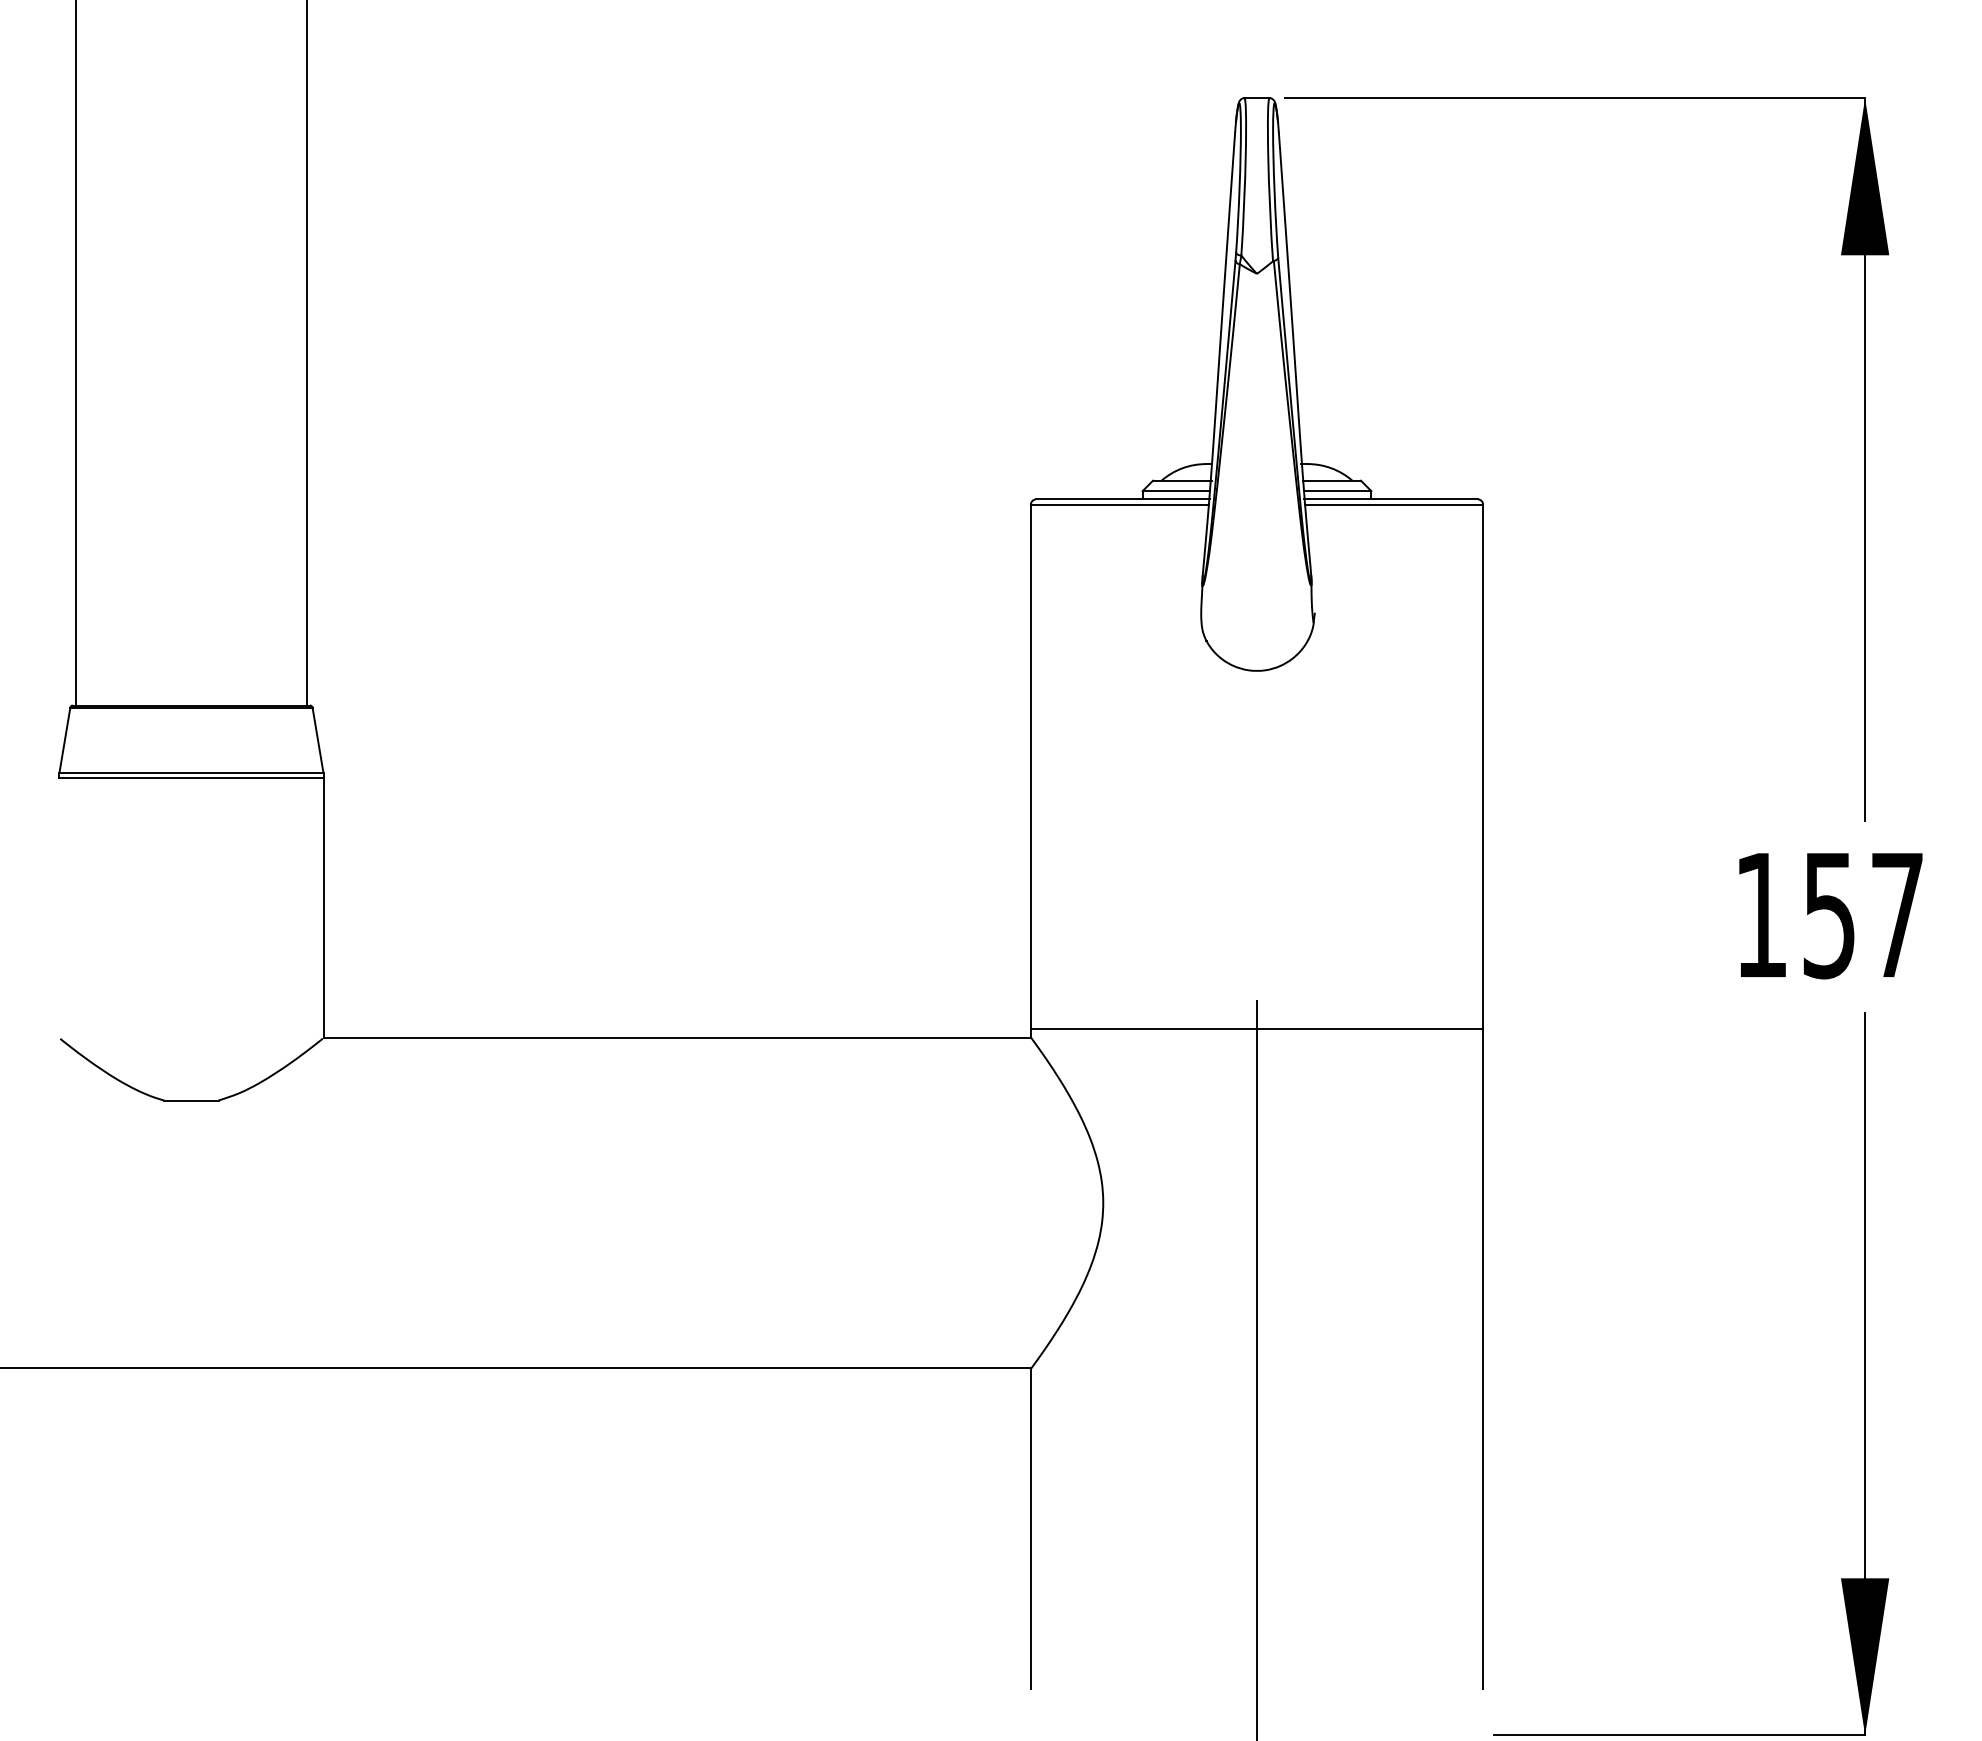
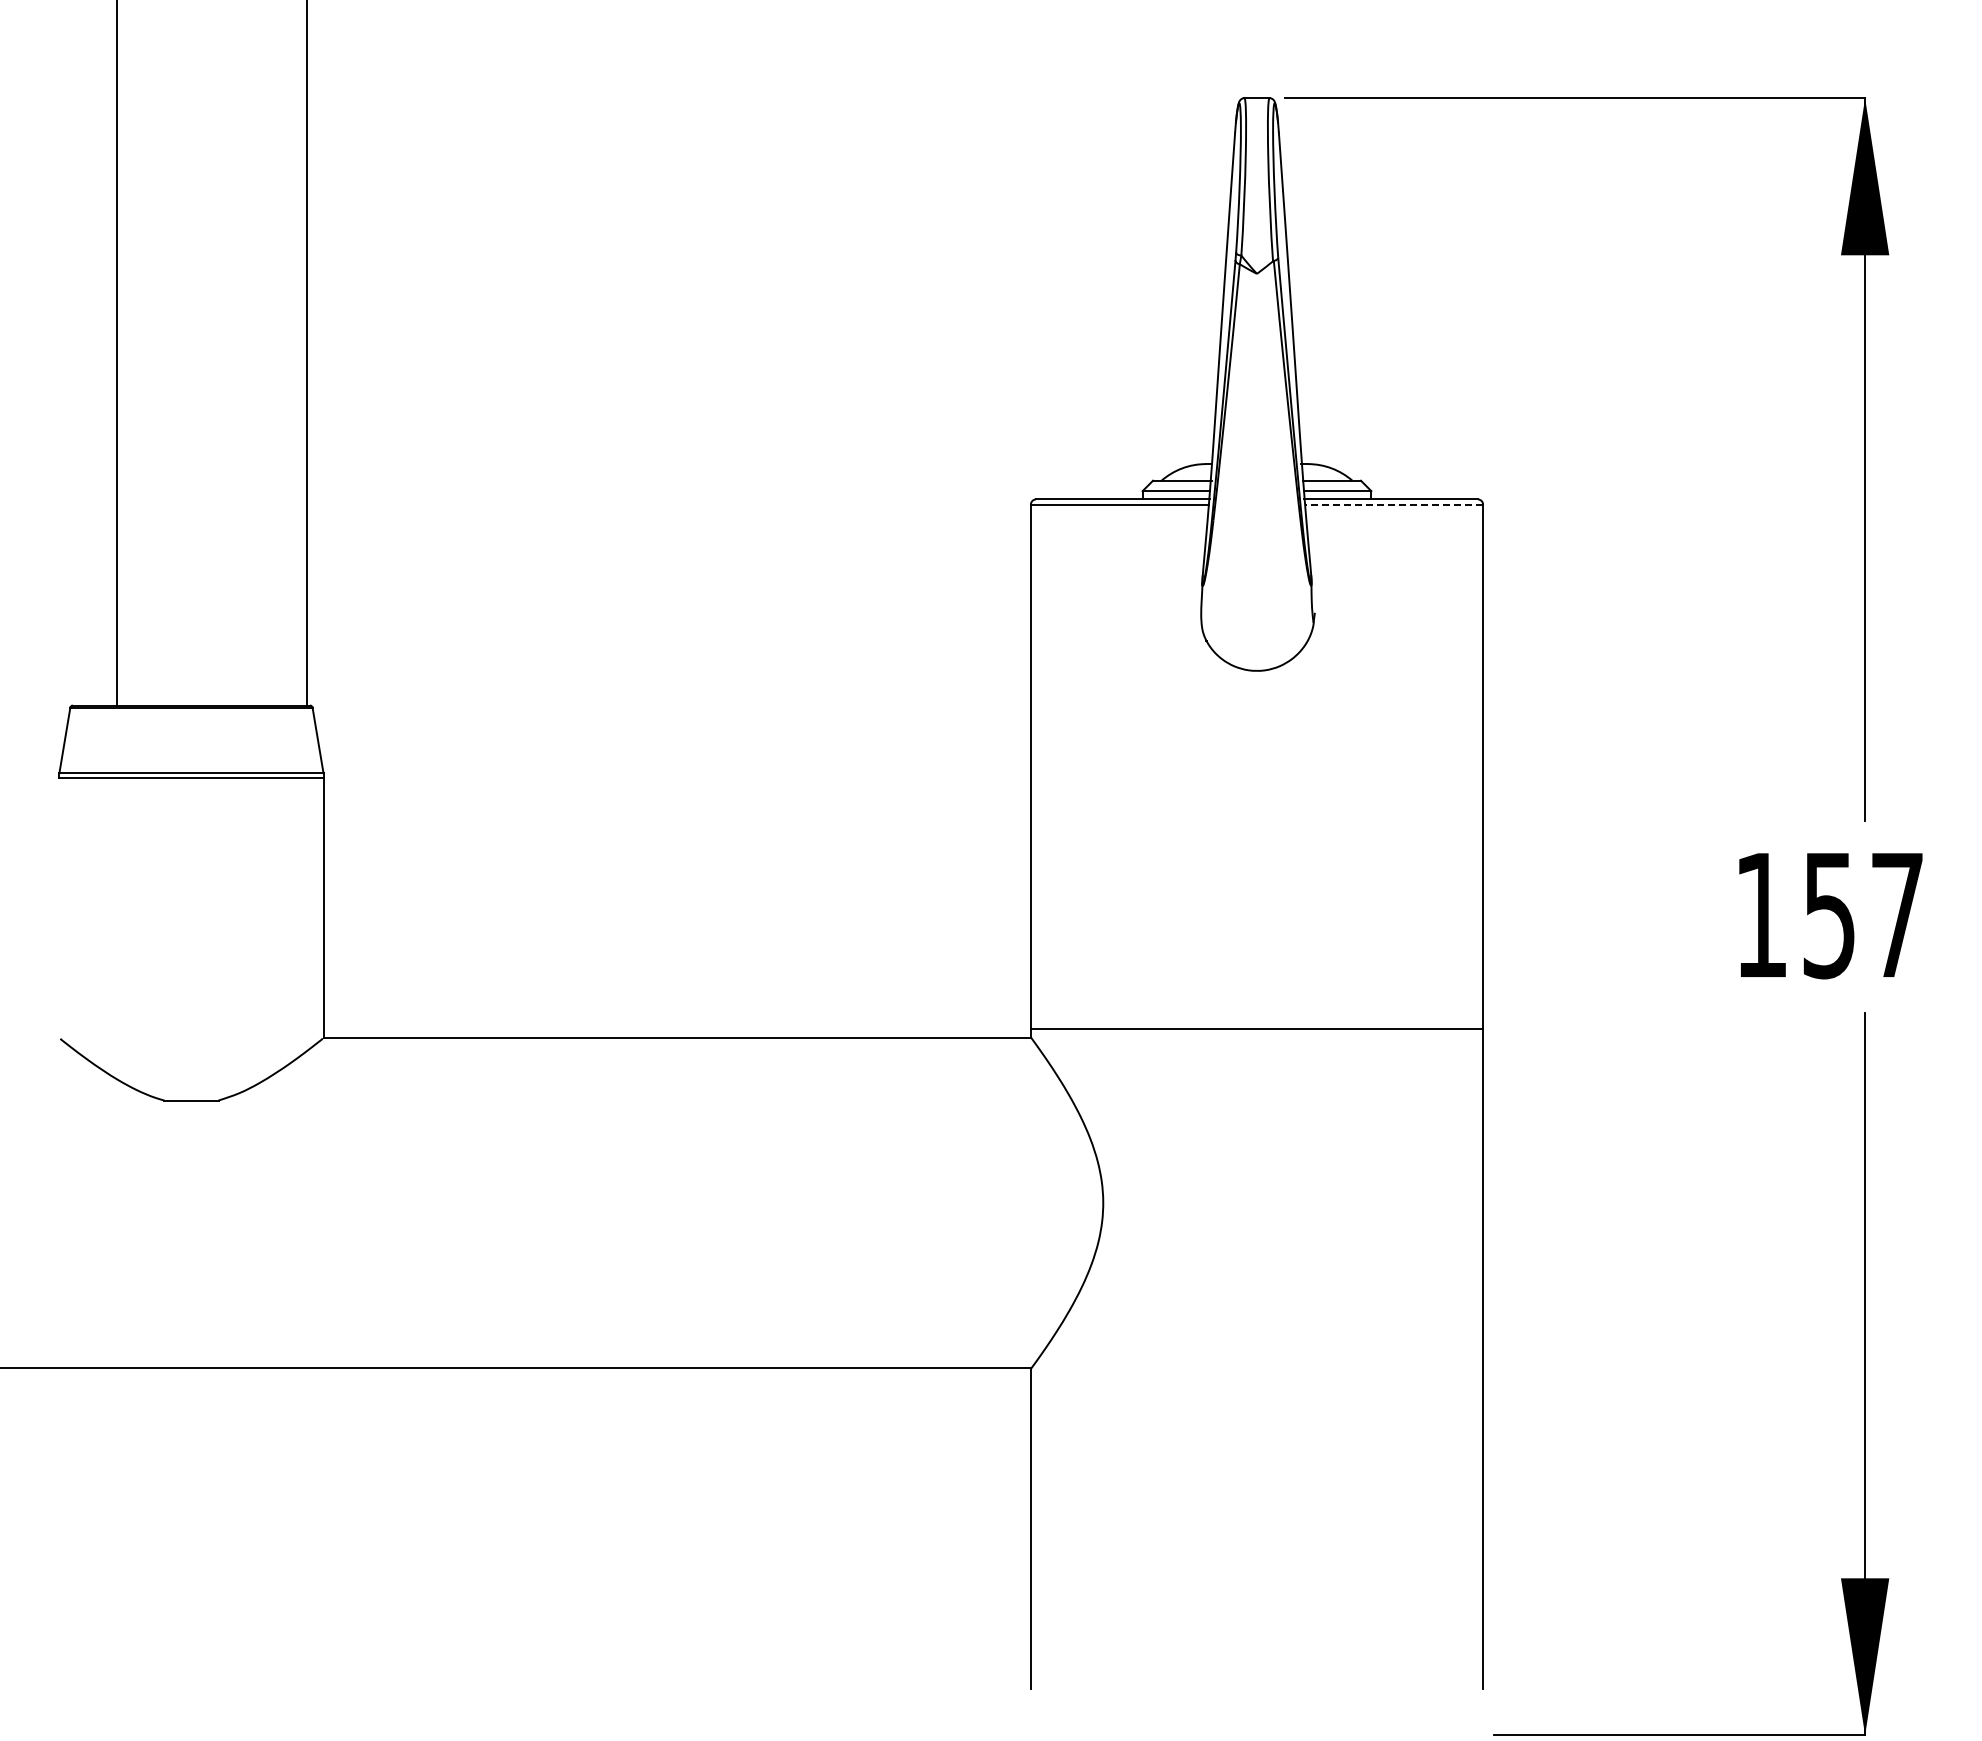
line position: (75, 353) -> (116, 353) (116, 353)
line: solid -> dashed (1393, 504)
line: present -> none (1256, 1368)
